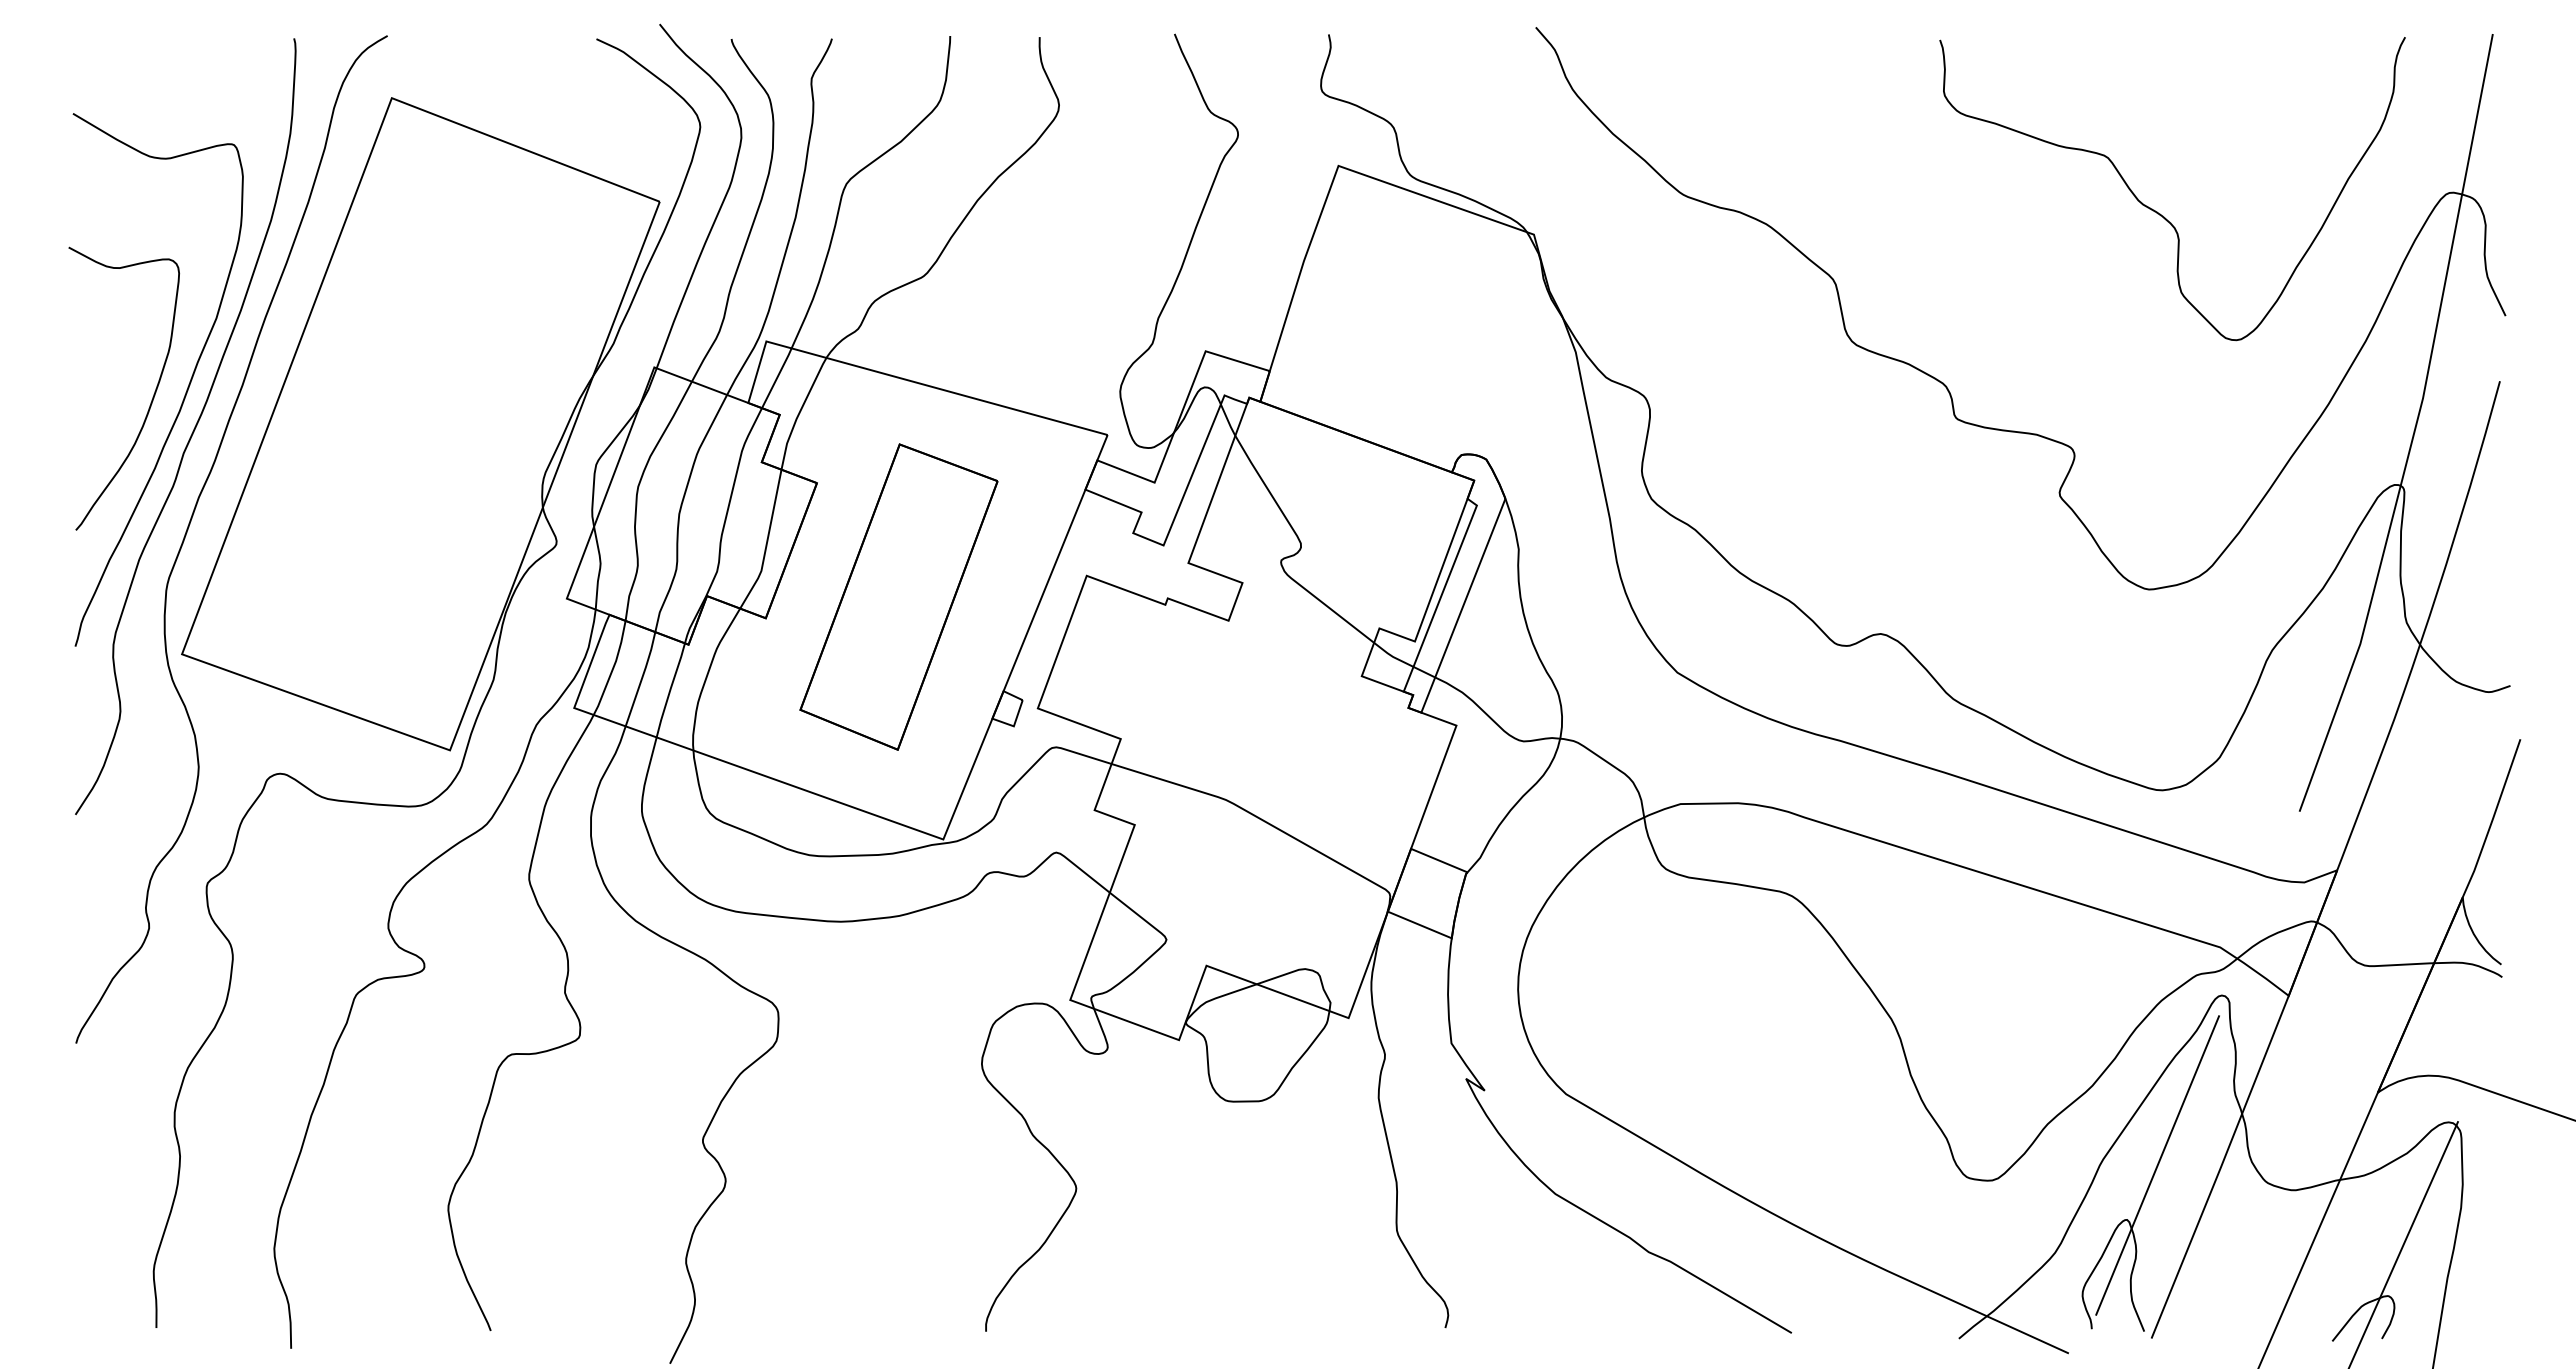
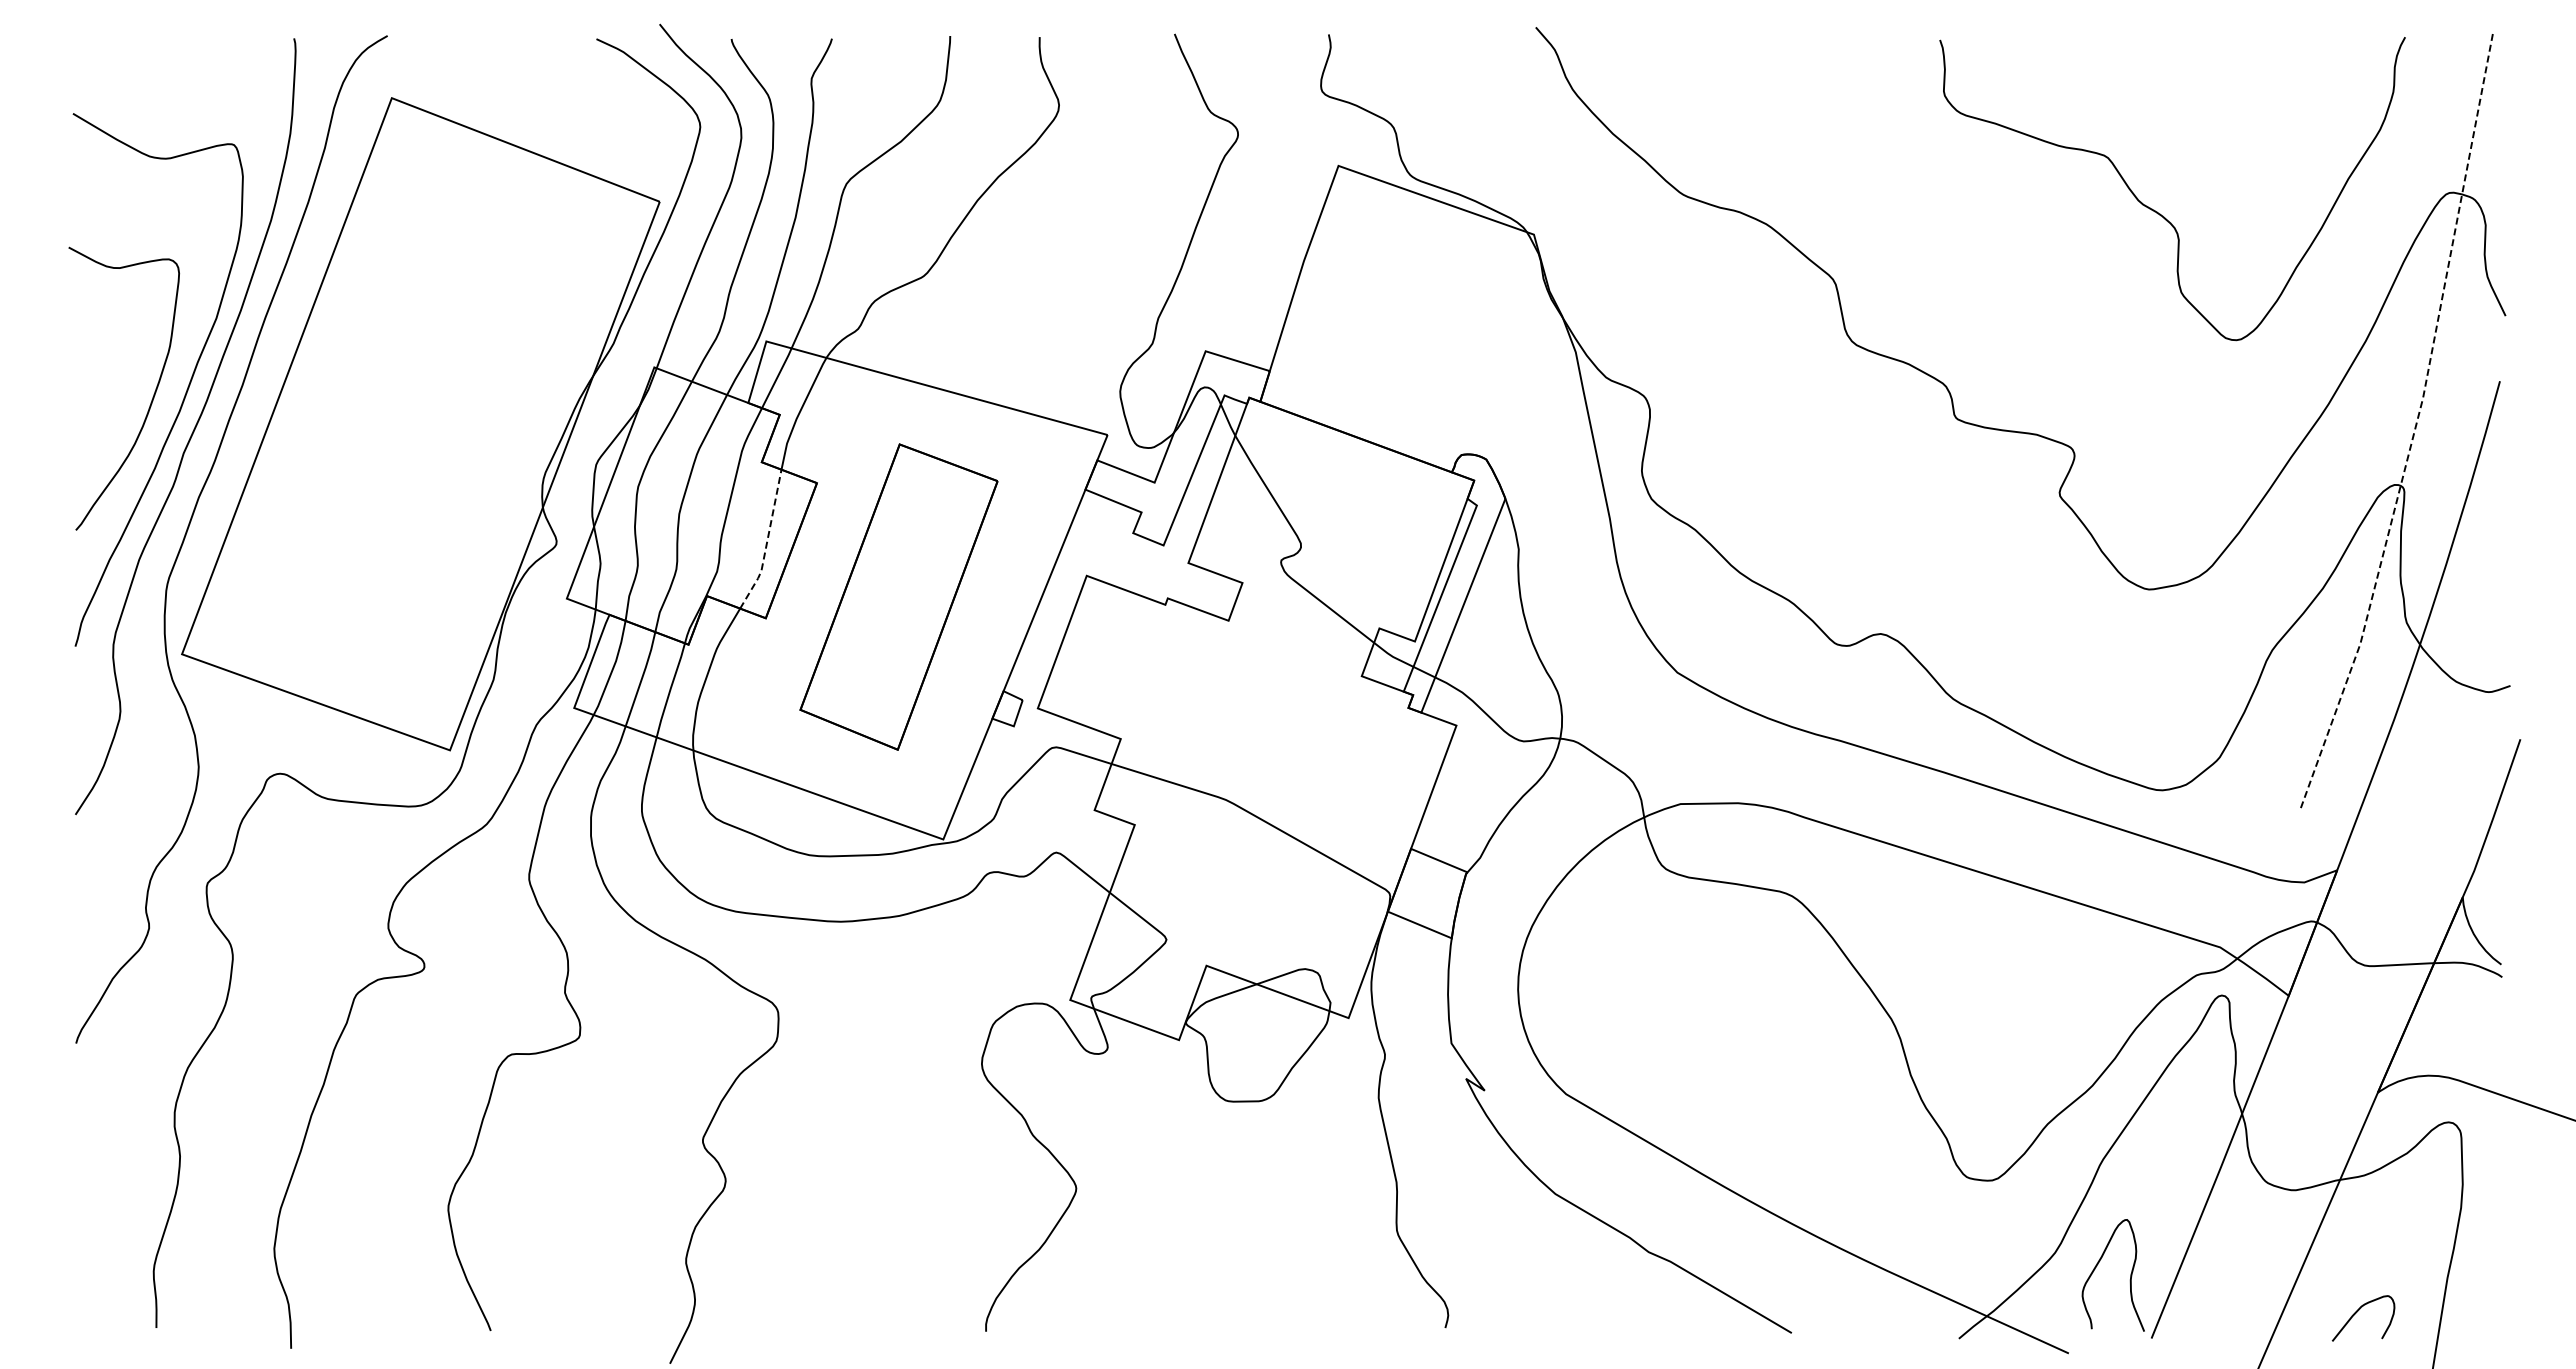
line: solid -> dashed (2415, 428)
line: solid -> dashed (767, 542)
line: present -> none (2157, 1165)
line: present -> none (2403, 1243)
